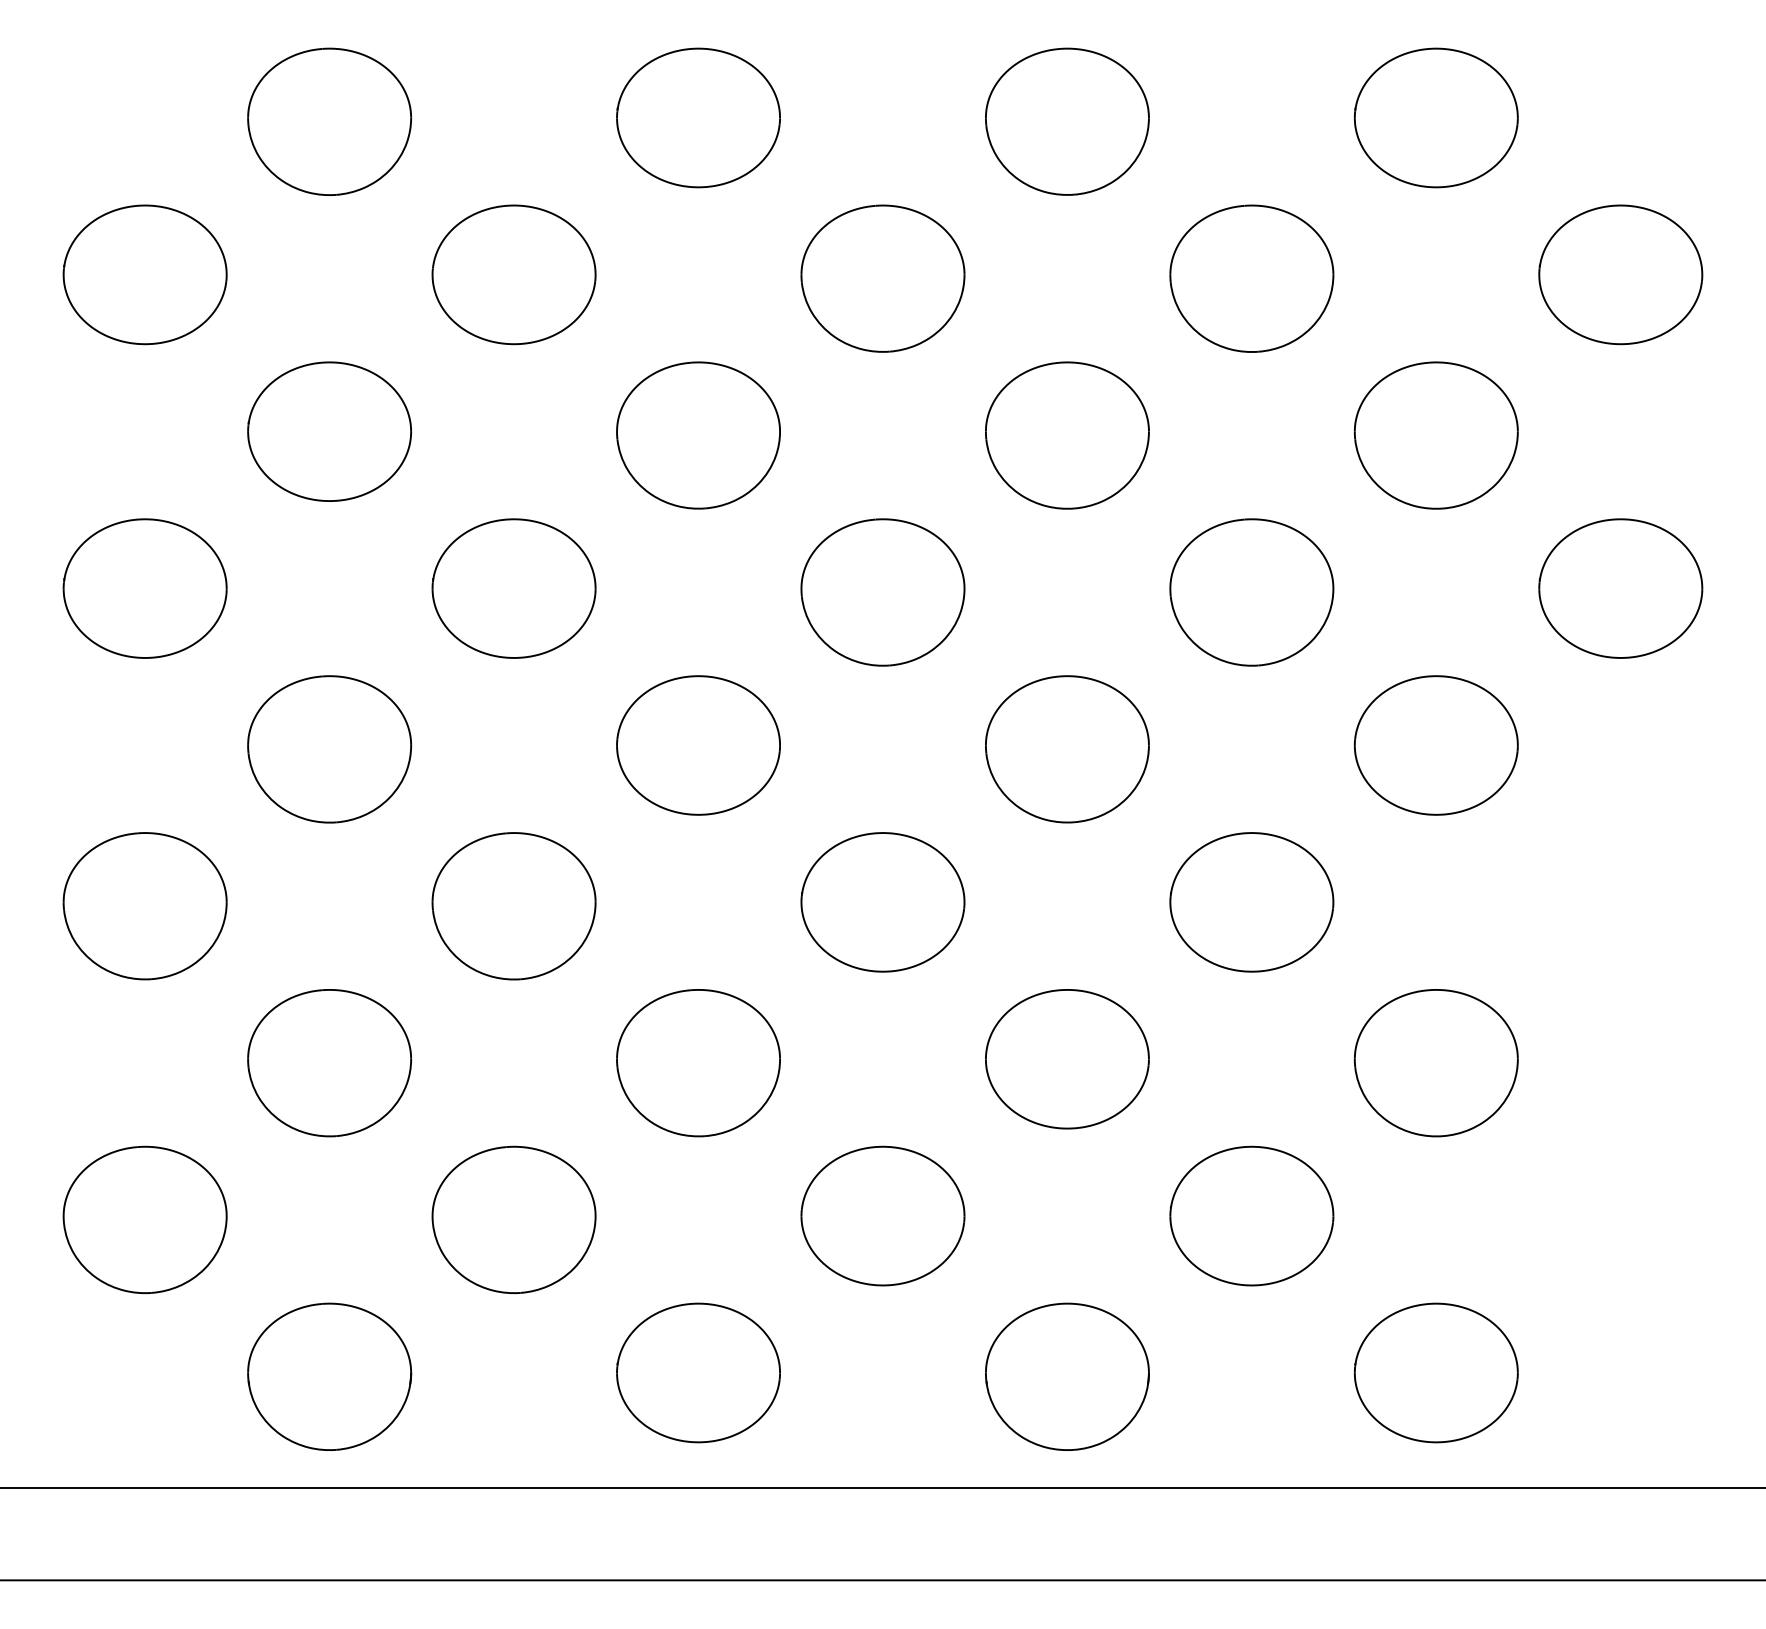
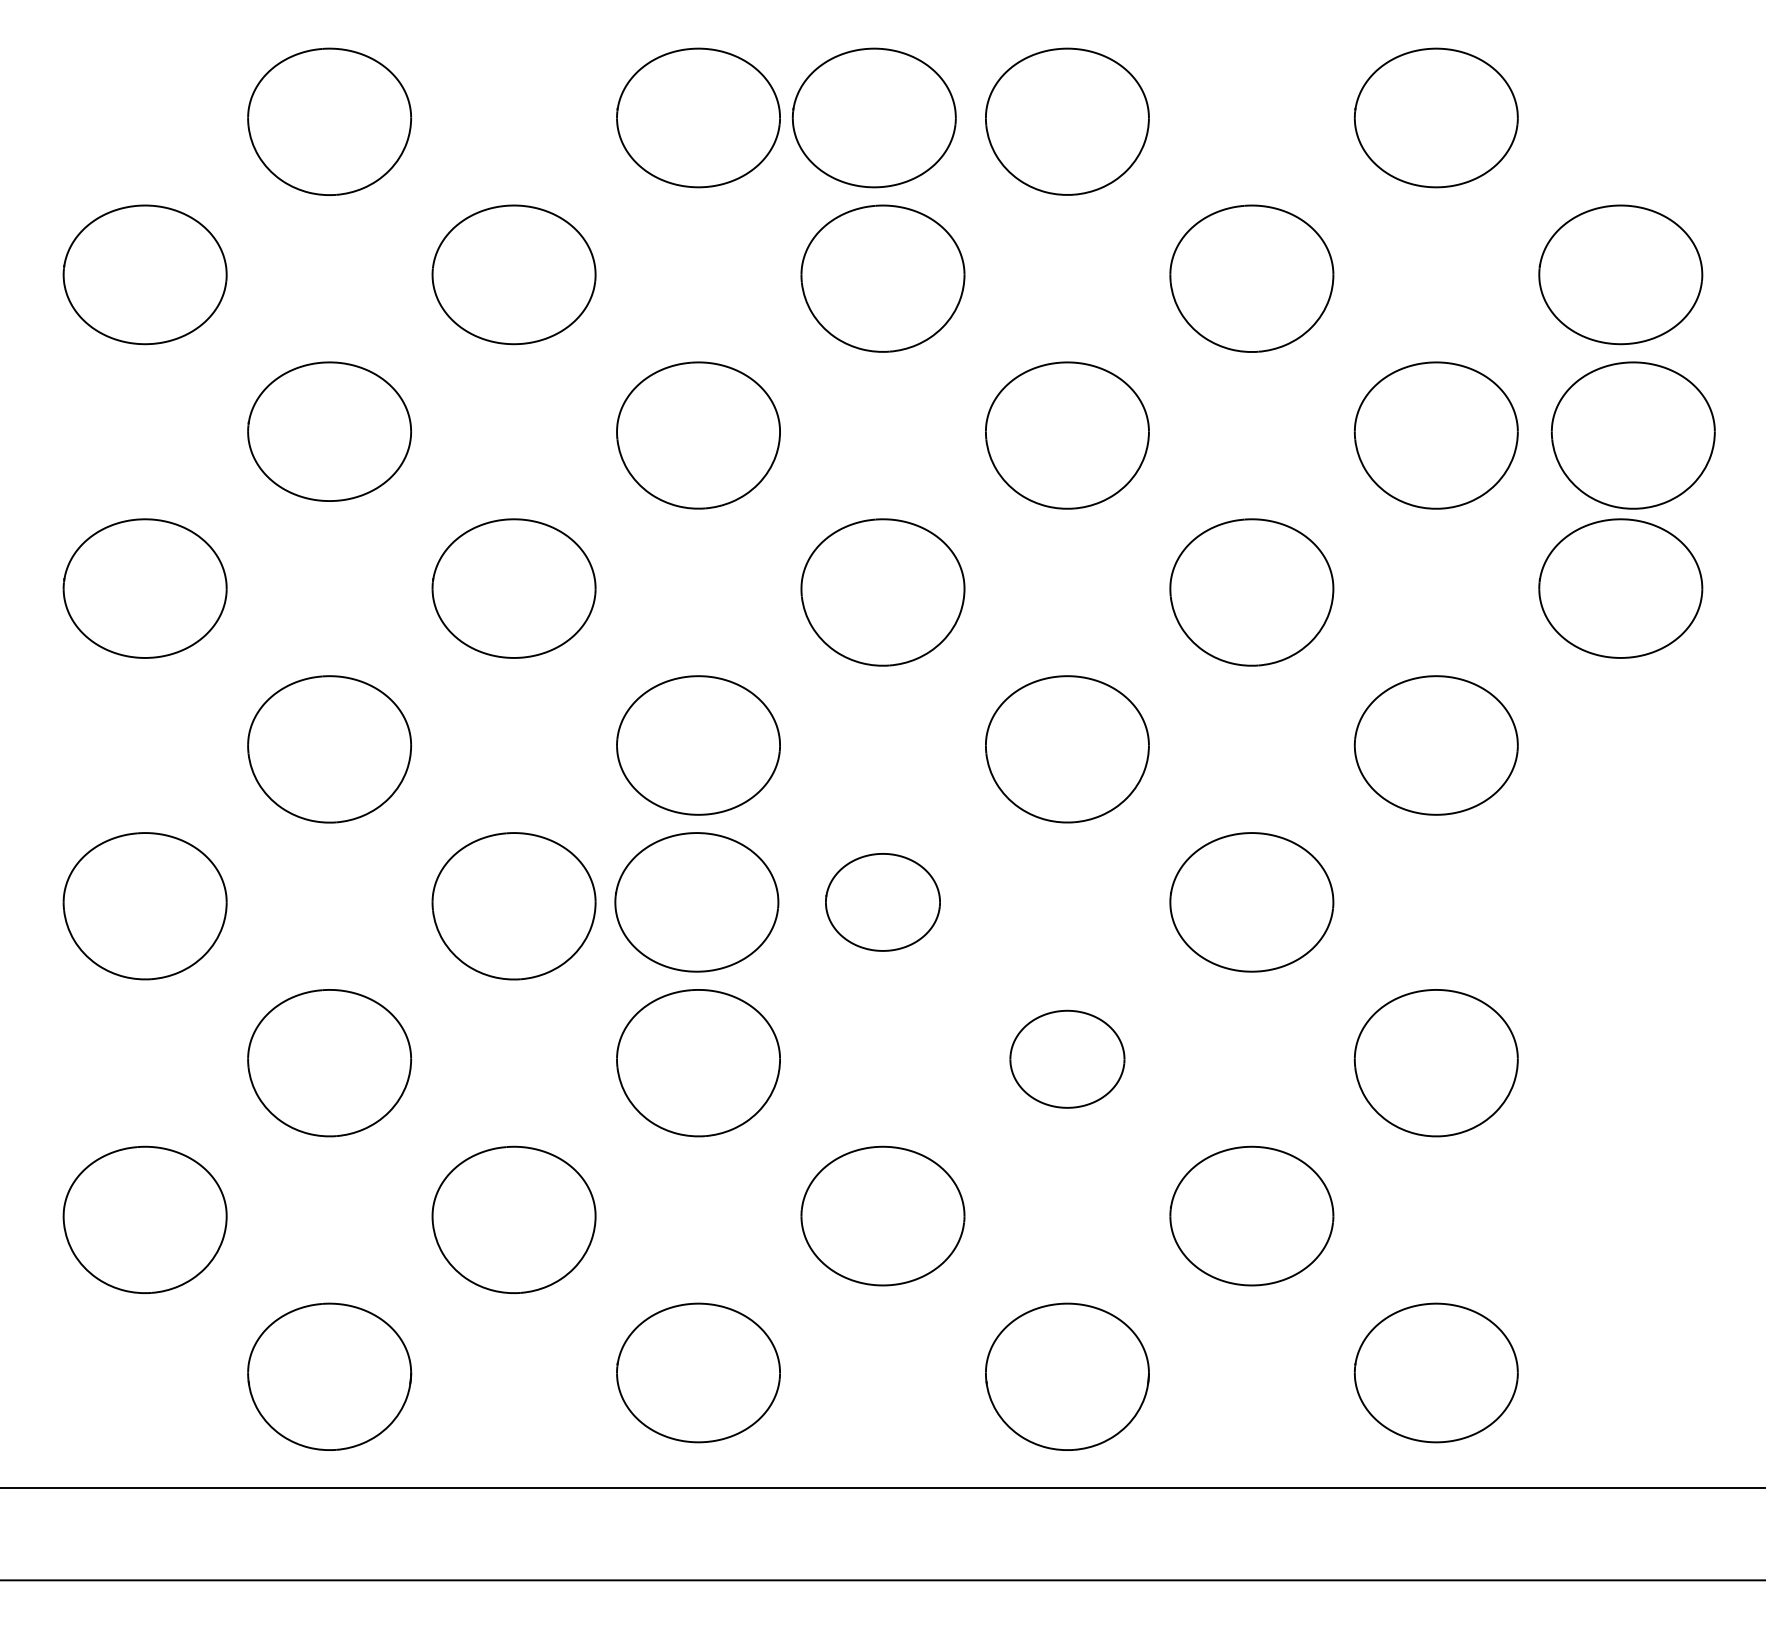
part: none -> present (873, 117)
part: none -> present (1632, 435)
part: none -> present (696, 902)
part size: 166x141 px -> 116x99 px (882, 902)
part size: 165x141 px -> 117x100 px (1067, 1058)
